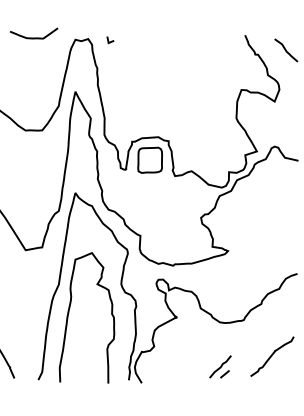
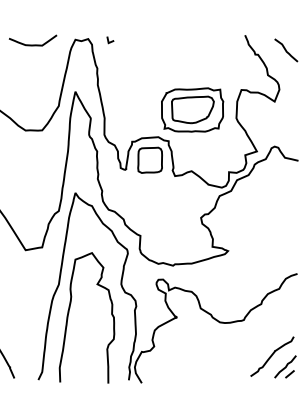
curve position: (33, 37) -> (32, 44) (32, 44)
part: none -> present (192, 109)
part position: (220, 366) -> (285, 366) (285, 366)
